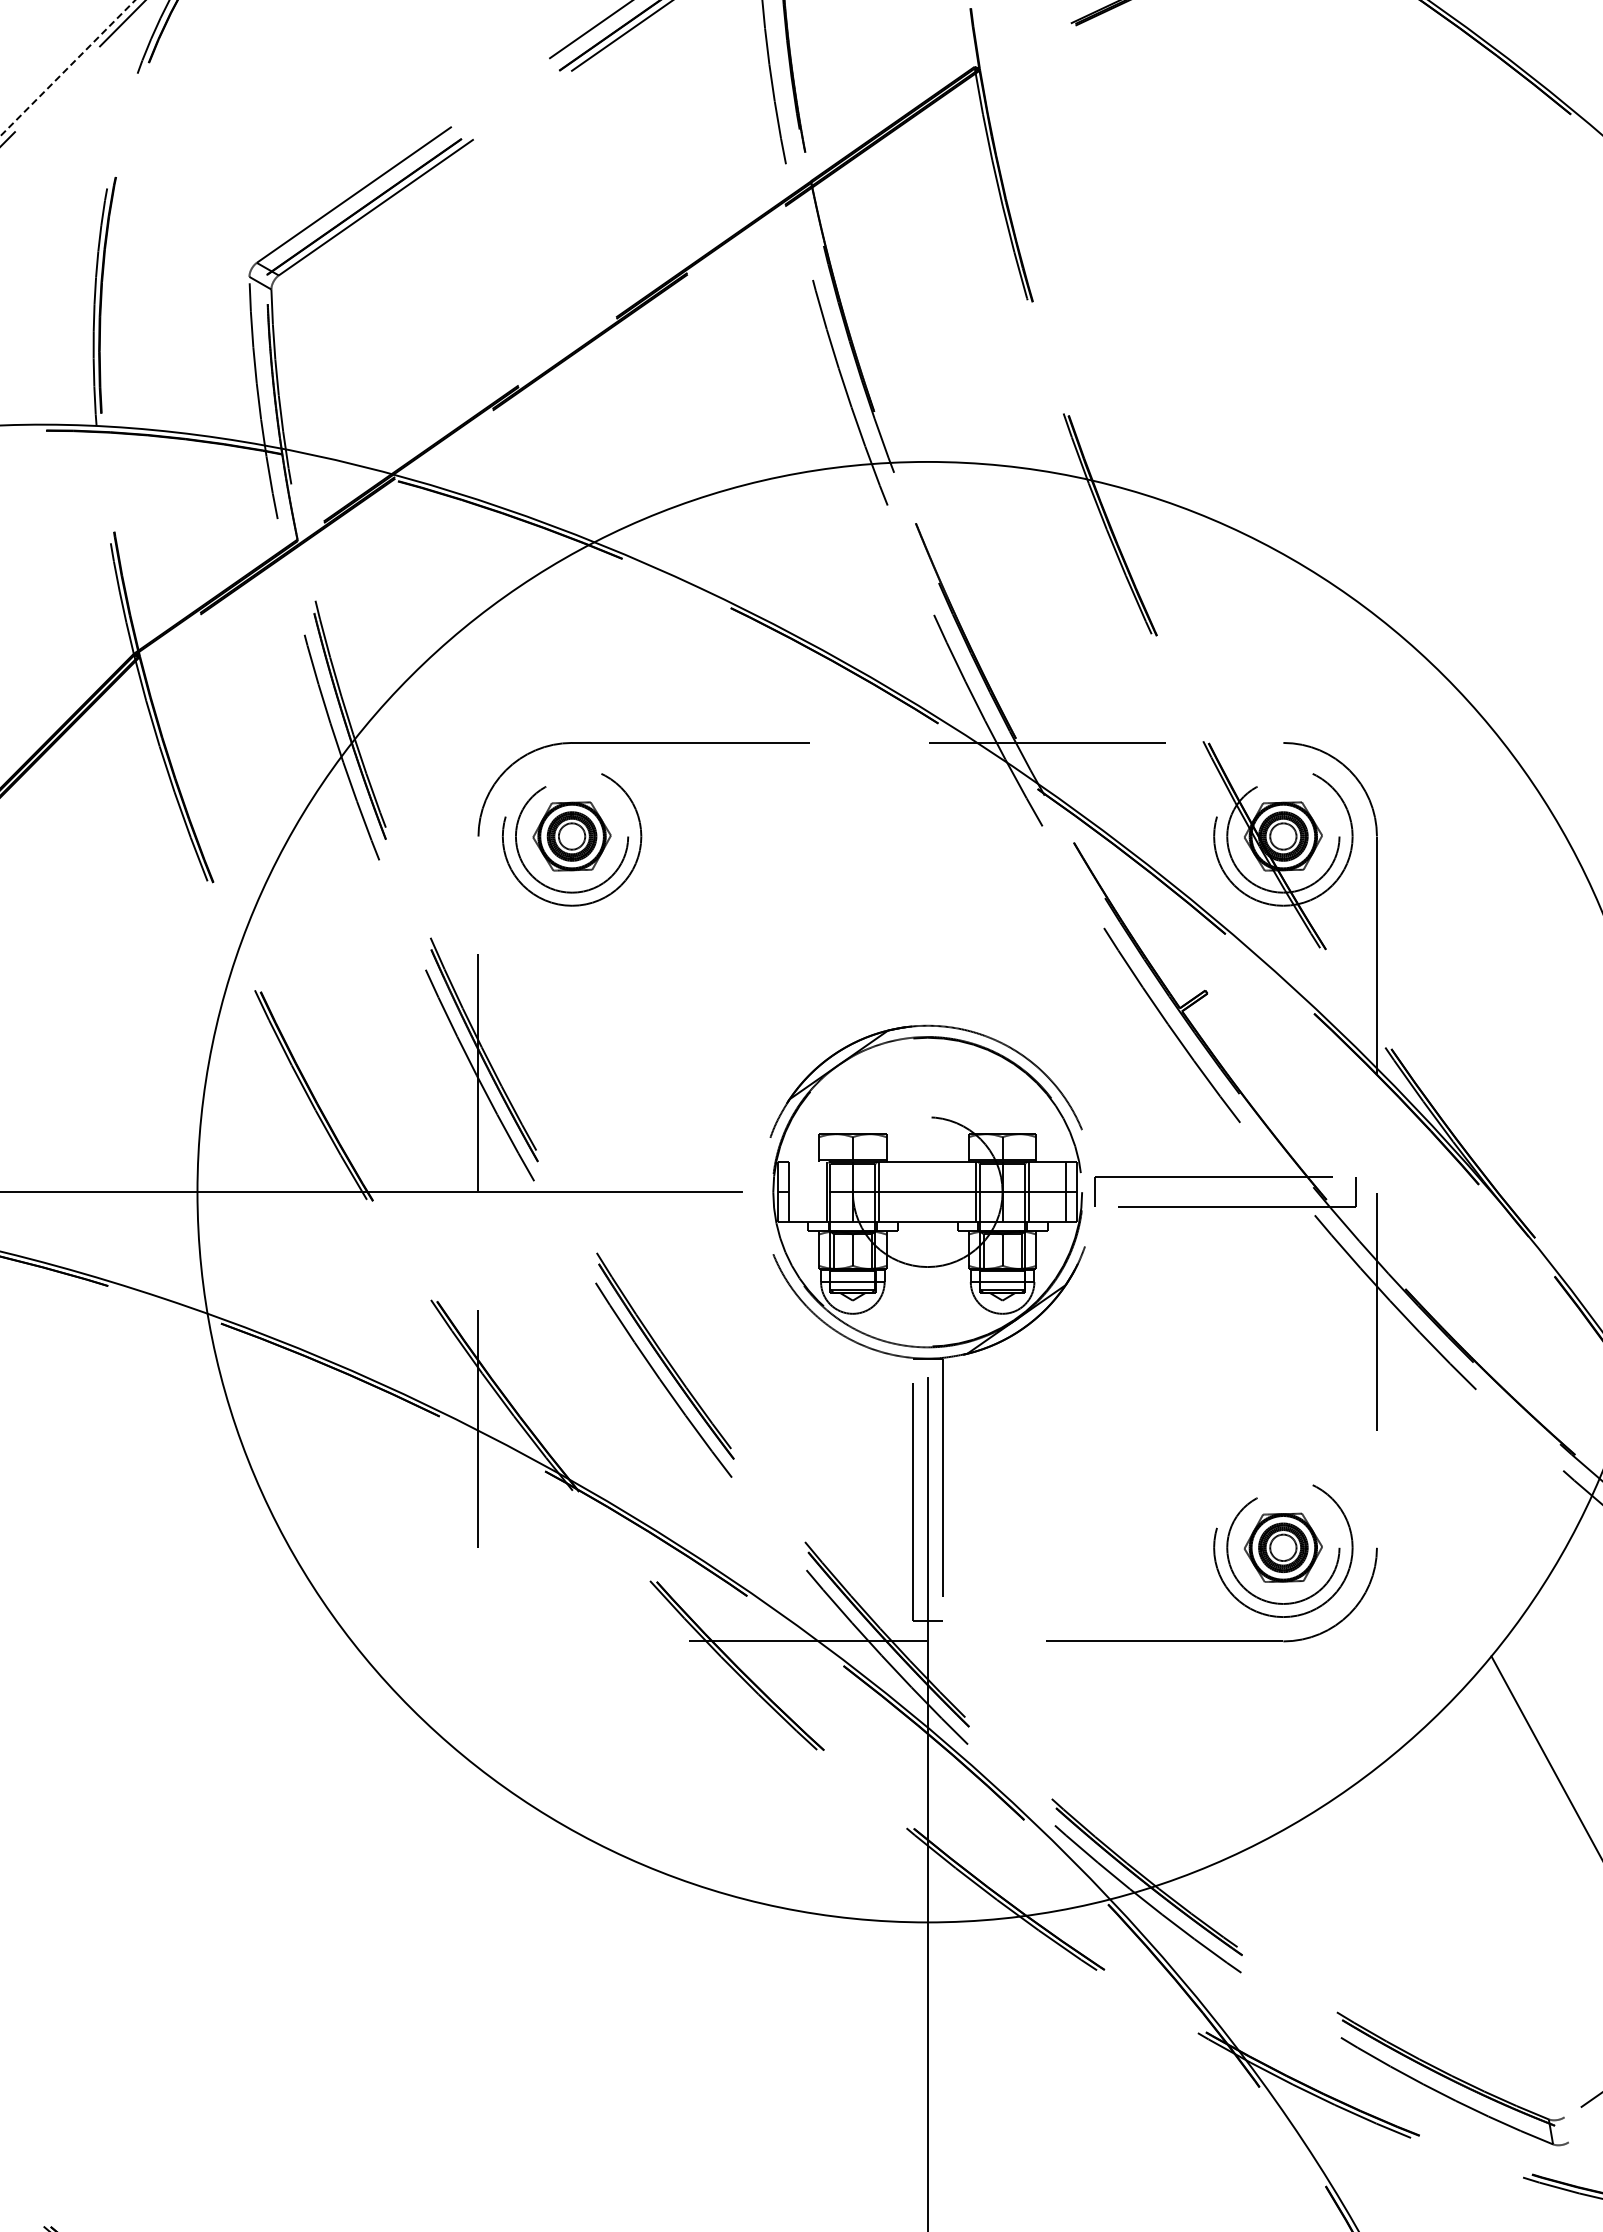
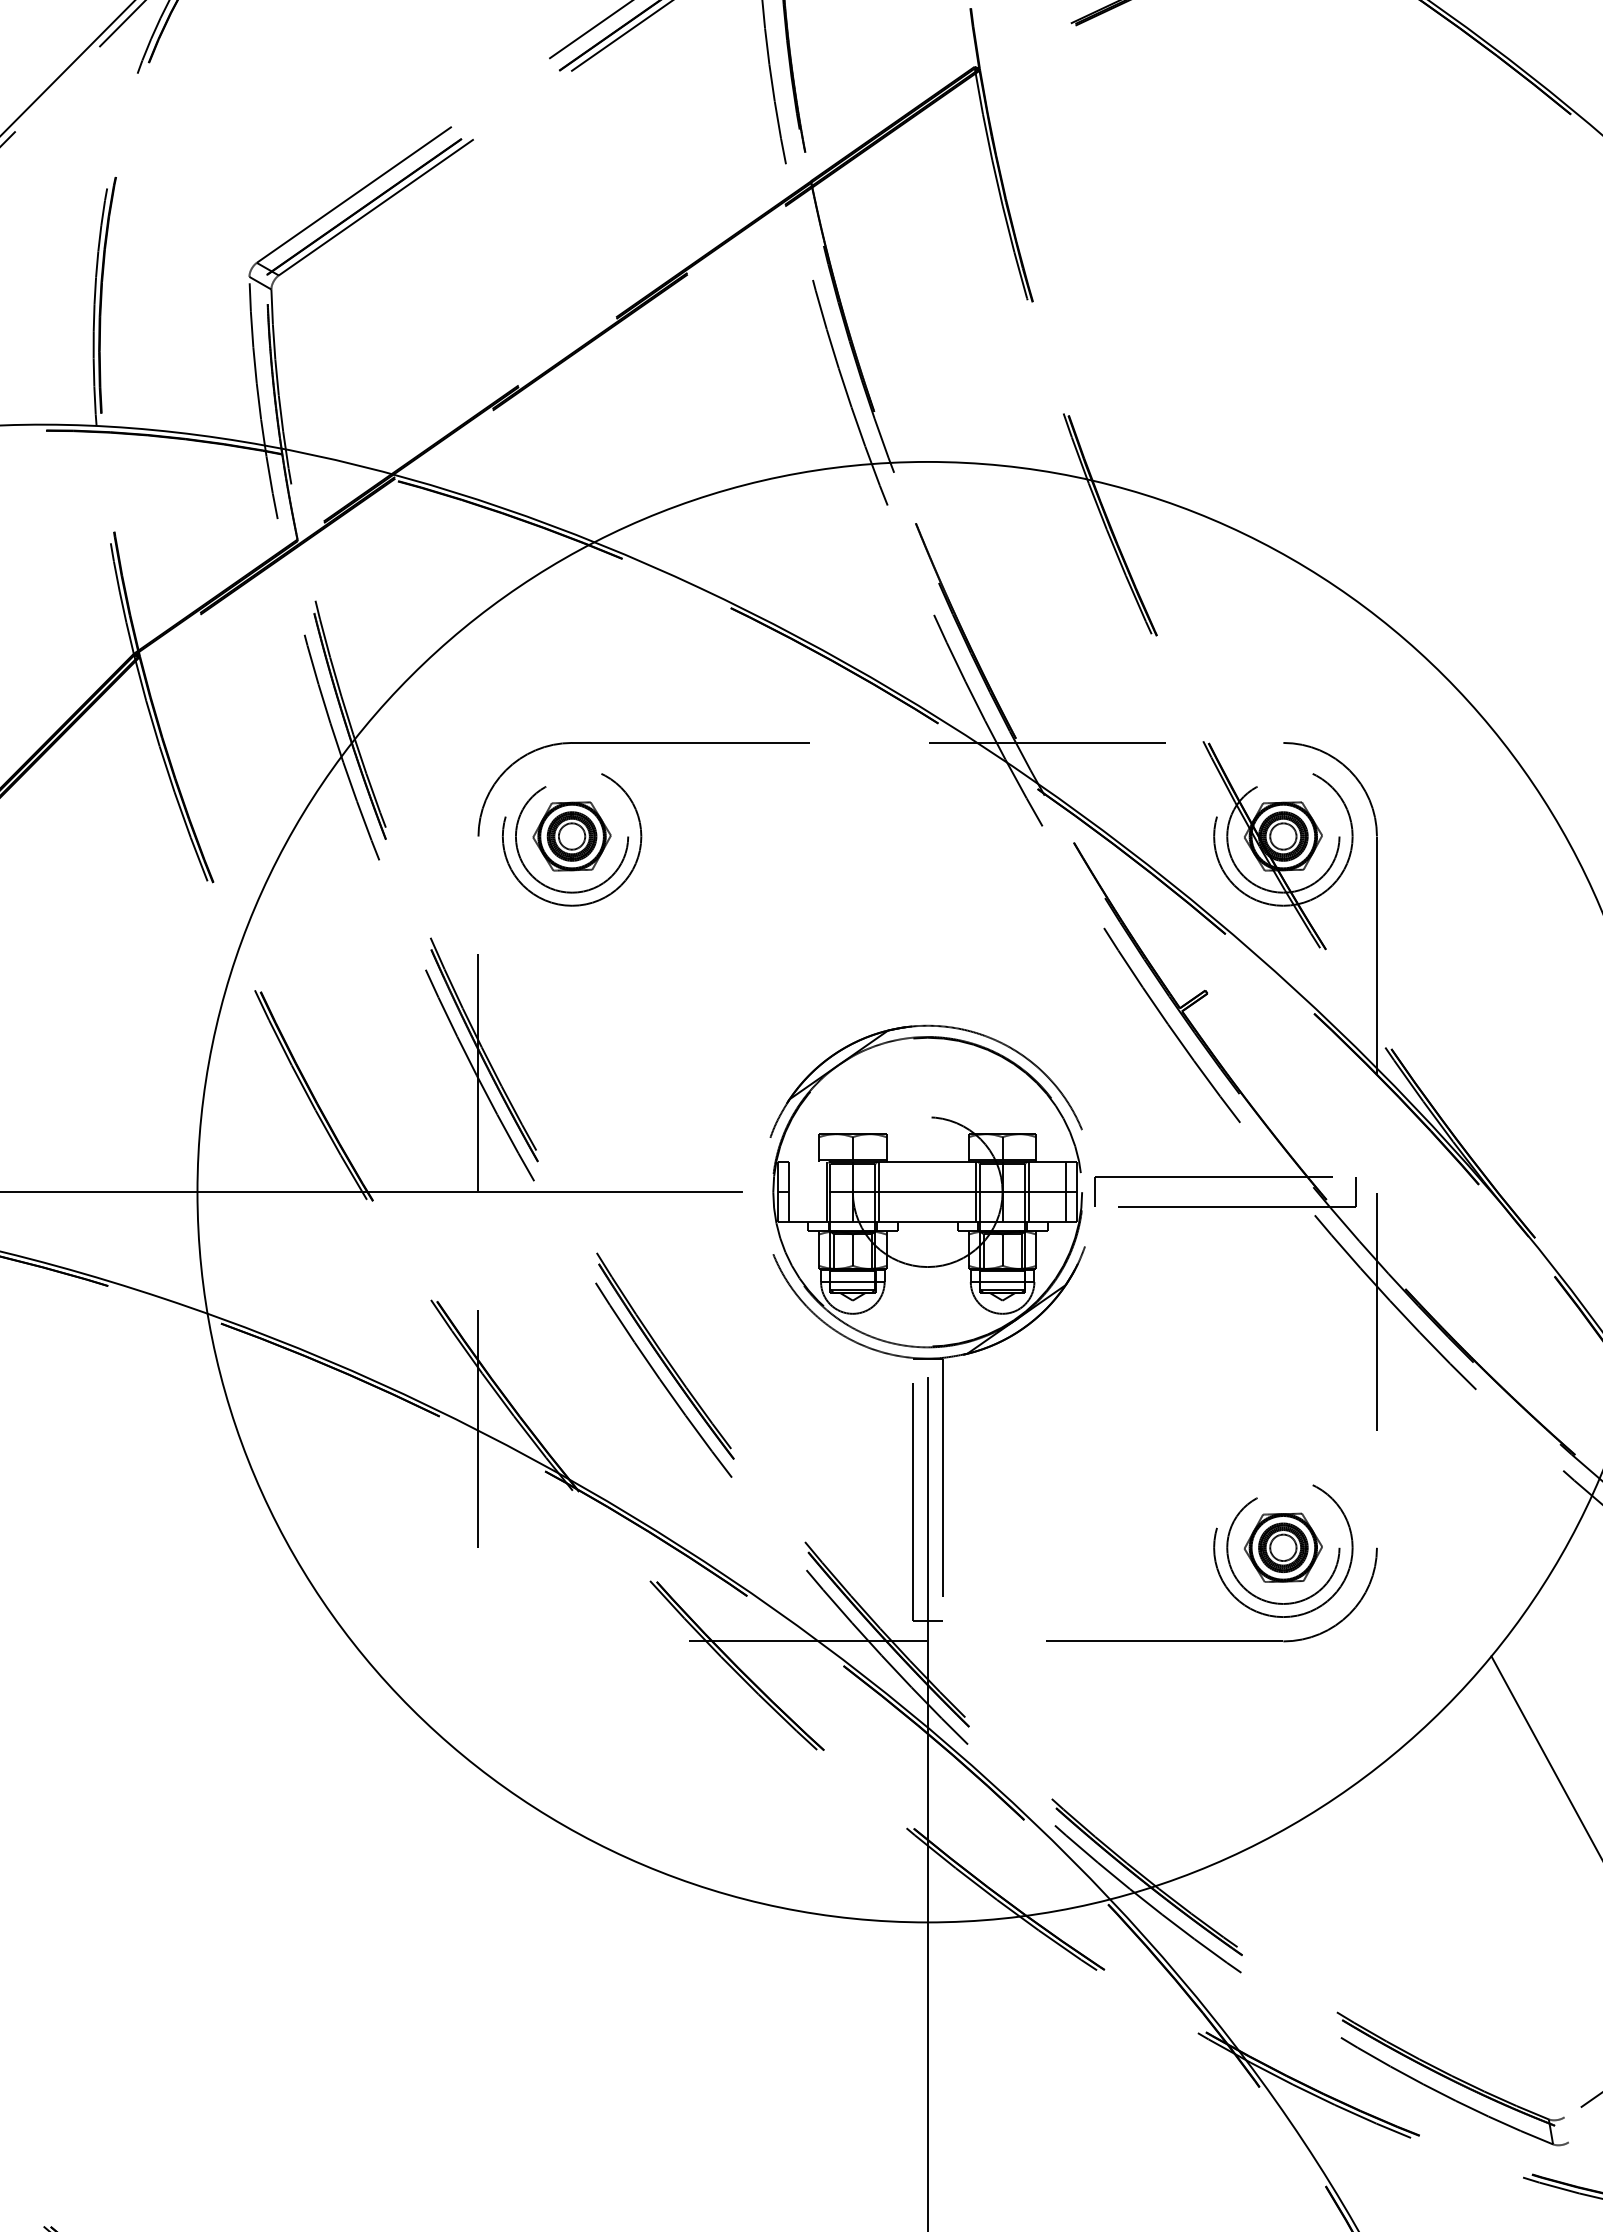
line: dashed -> solid (67, 68)
